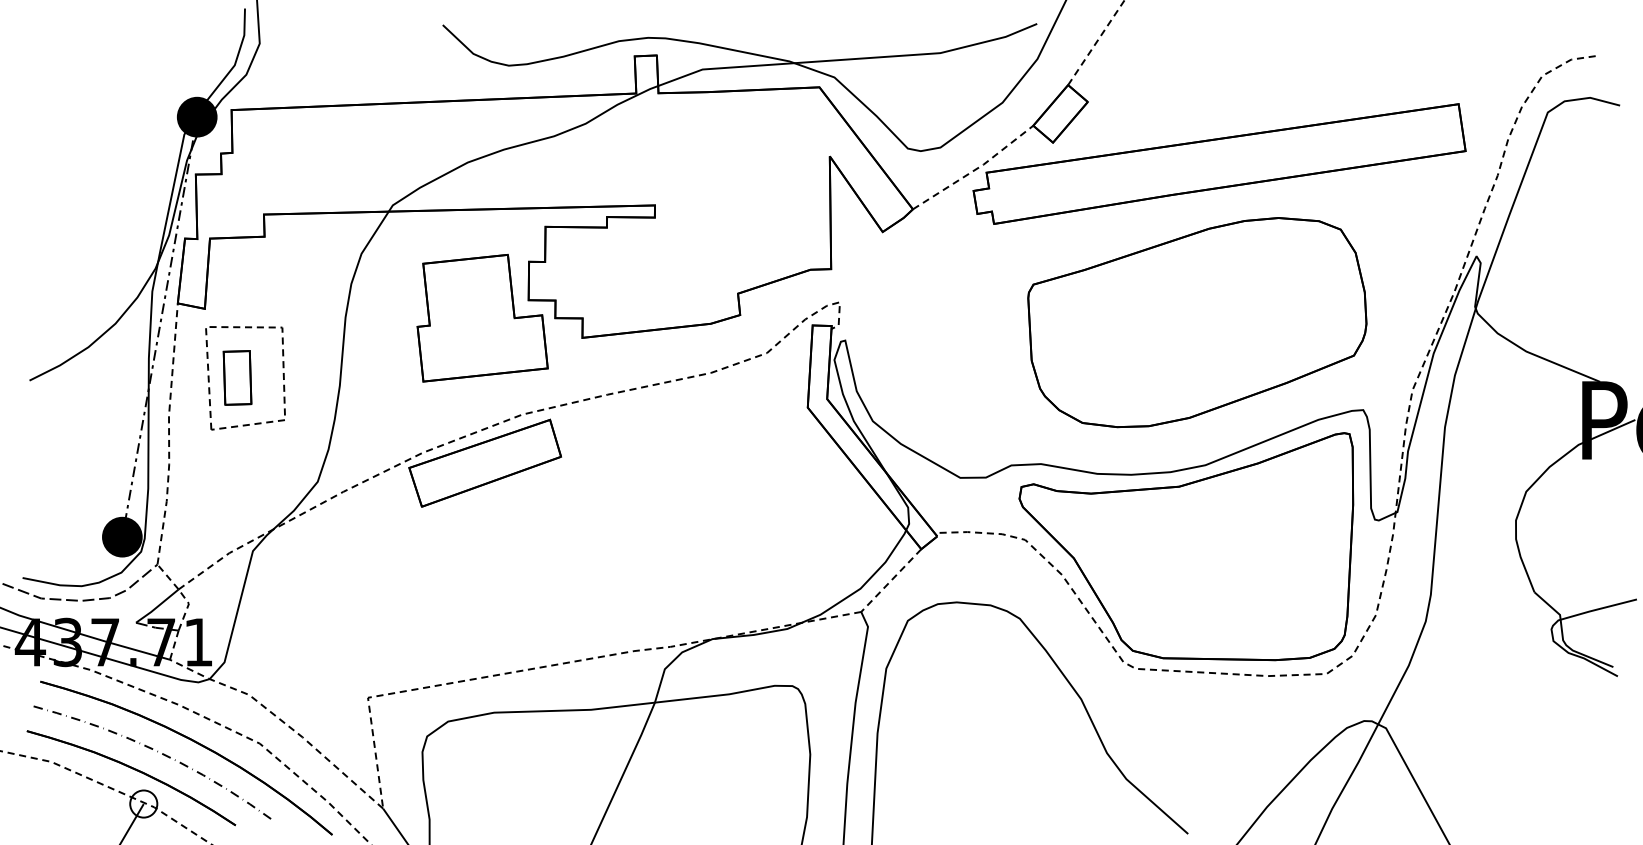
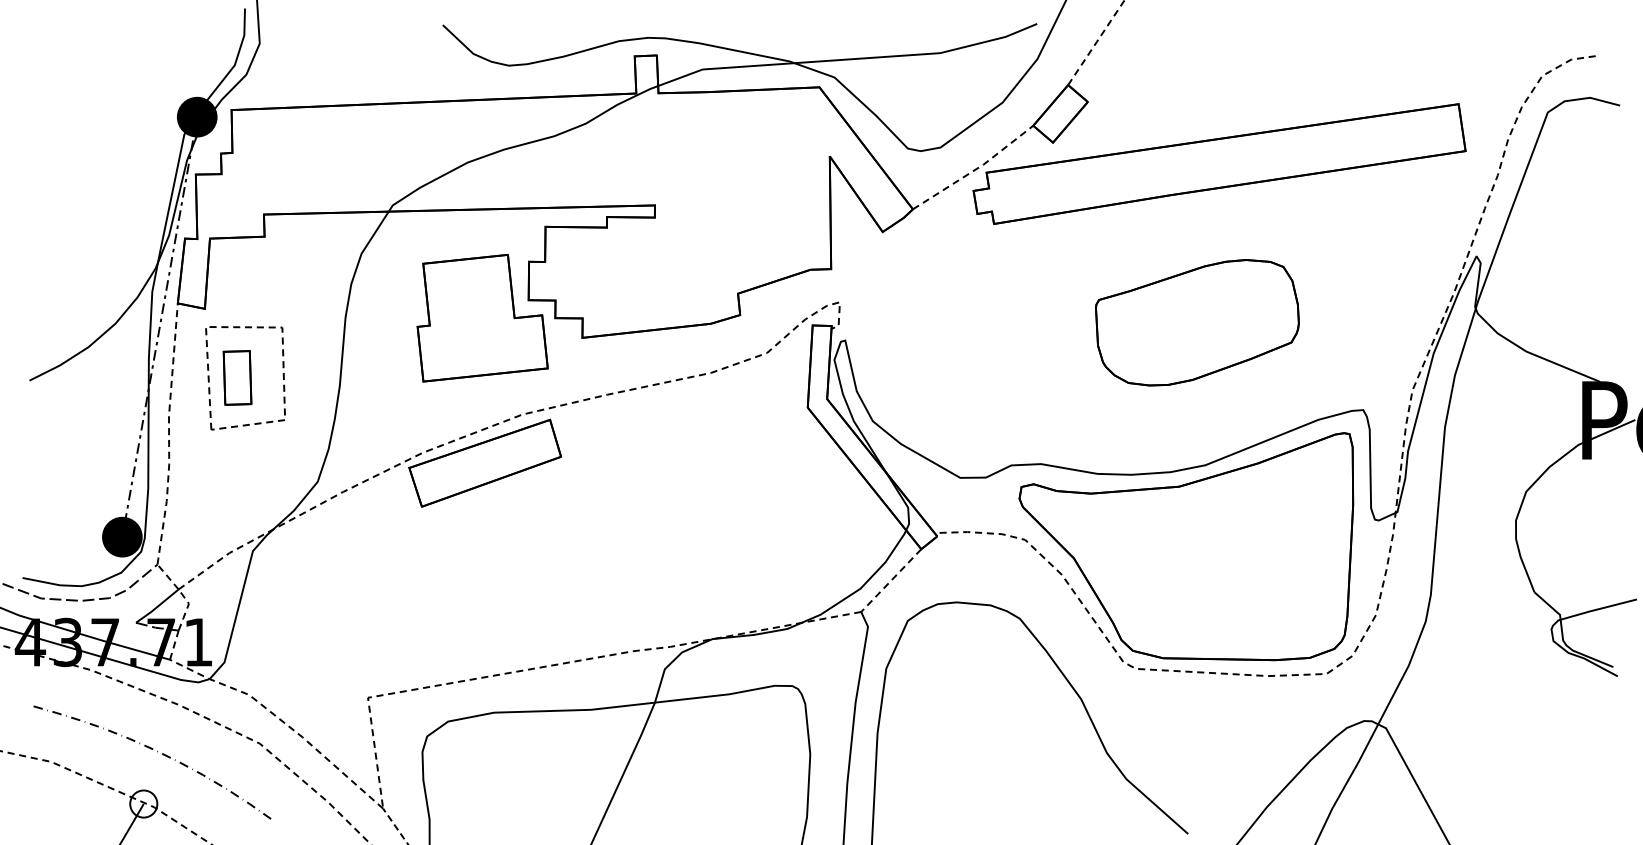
part size: 341x212 px -> 205x128 px (1197, 322)
part: present -> none (188, 739)
line: solid -> dashed (395, 826)
